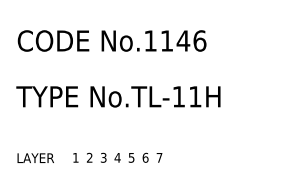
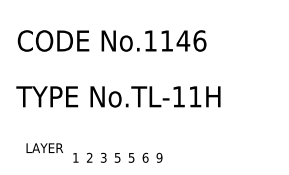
text position: (35, 157) -> (44, 147) (44, 147)
text: 4 -> 5 (117, 157)
text: 7 -> 9 (159, 157)
